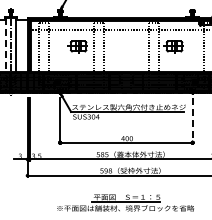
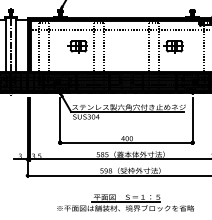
line: dashed -> solid (6, 44)
line: dashed -> solid (192, 121)
